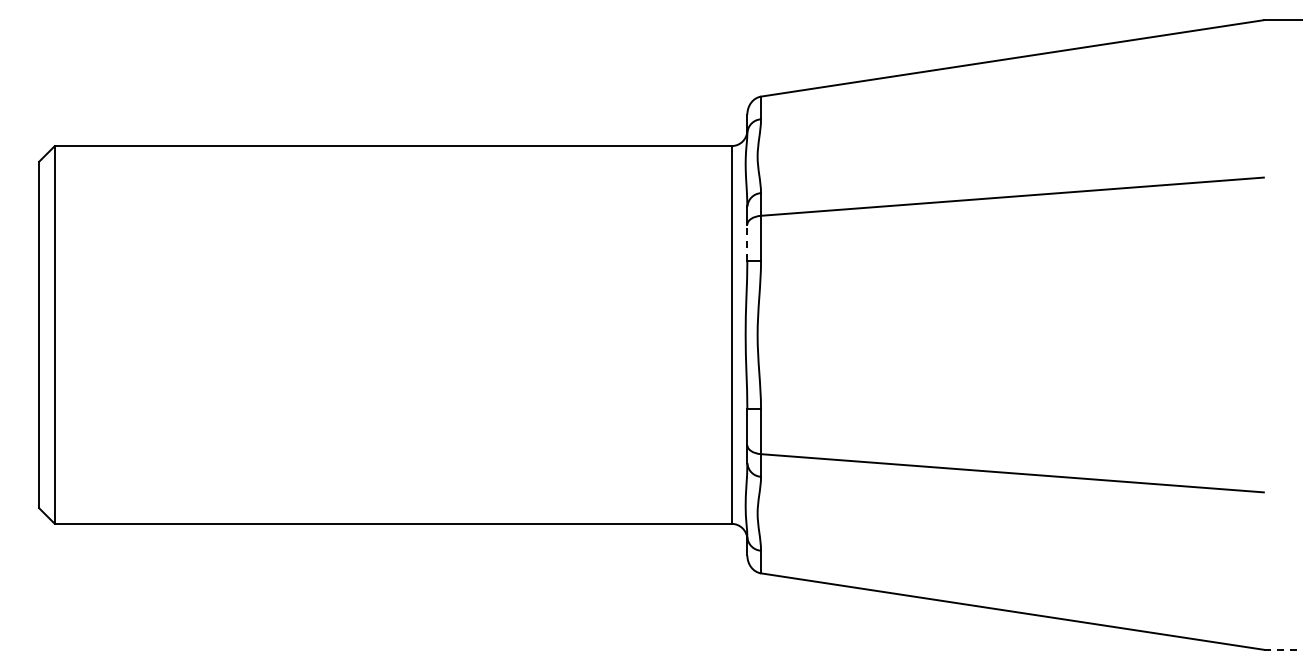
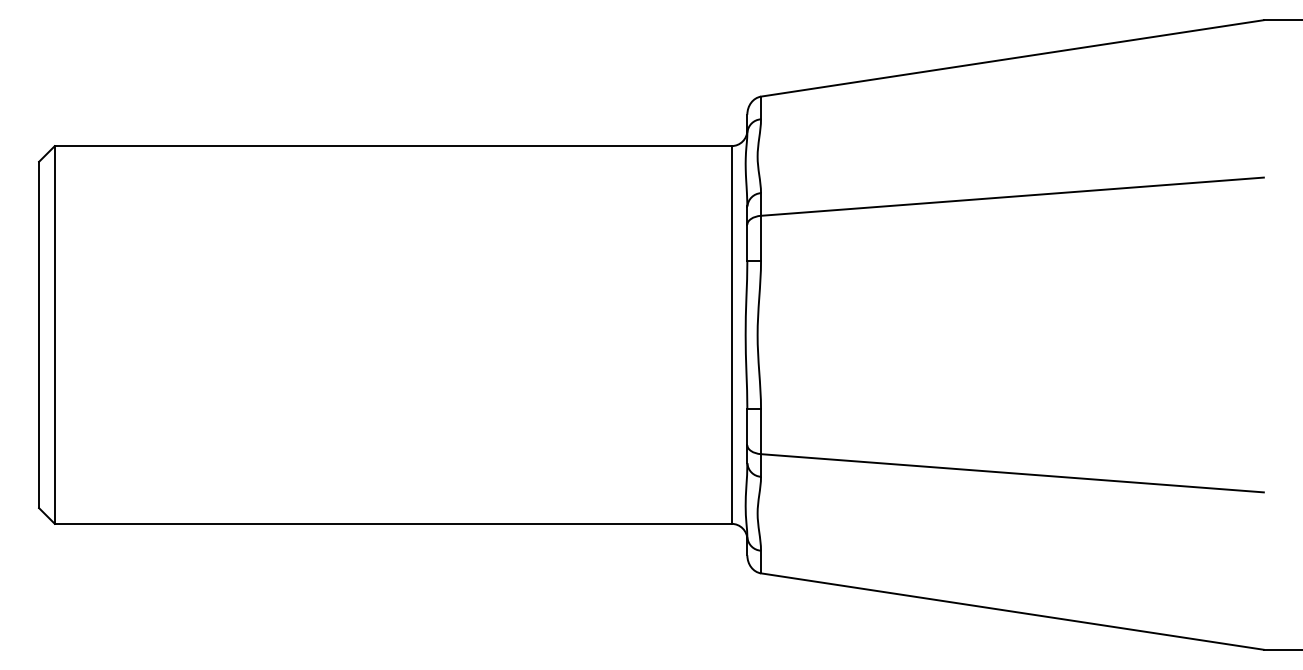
line: dashed -> solid (747, 242)
line: dashed -> solid (1283, 649)
